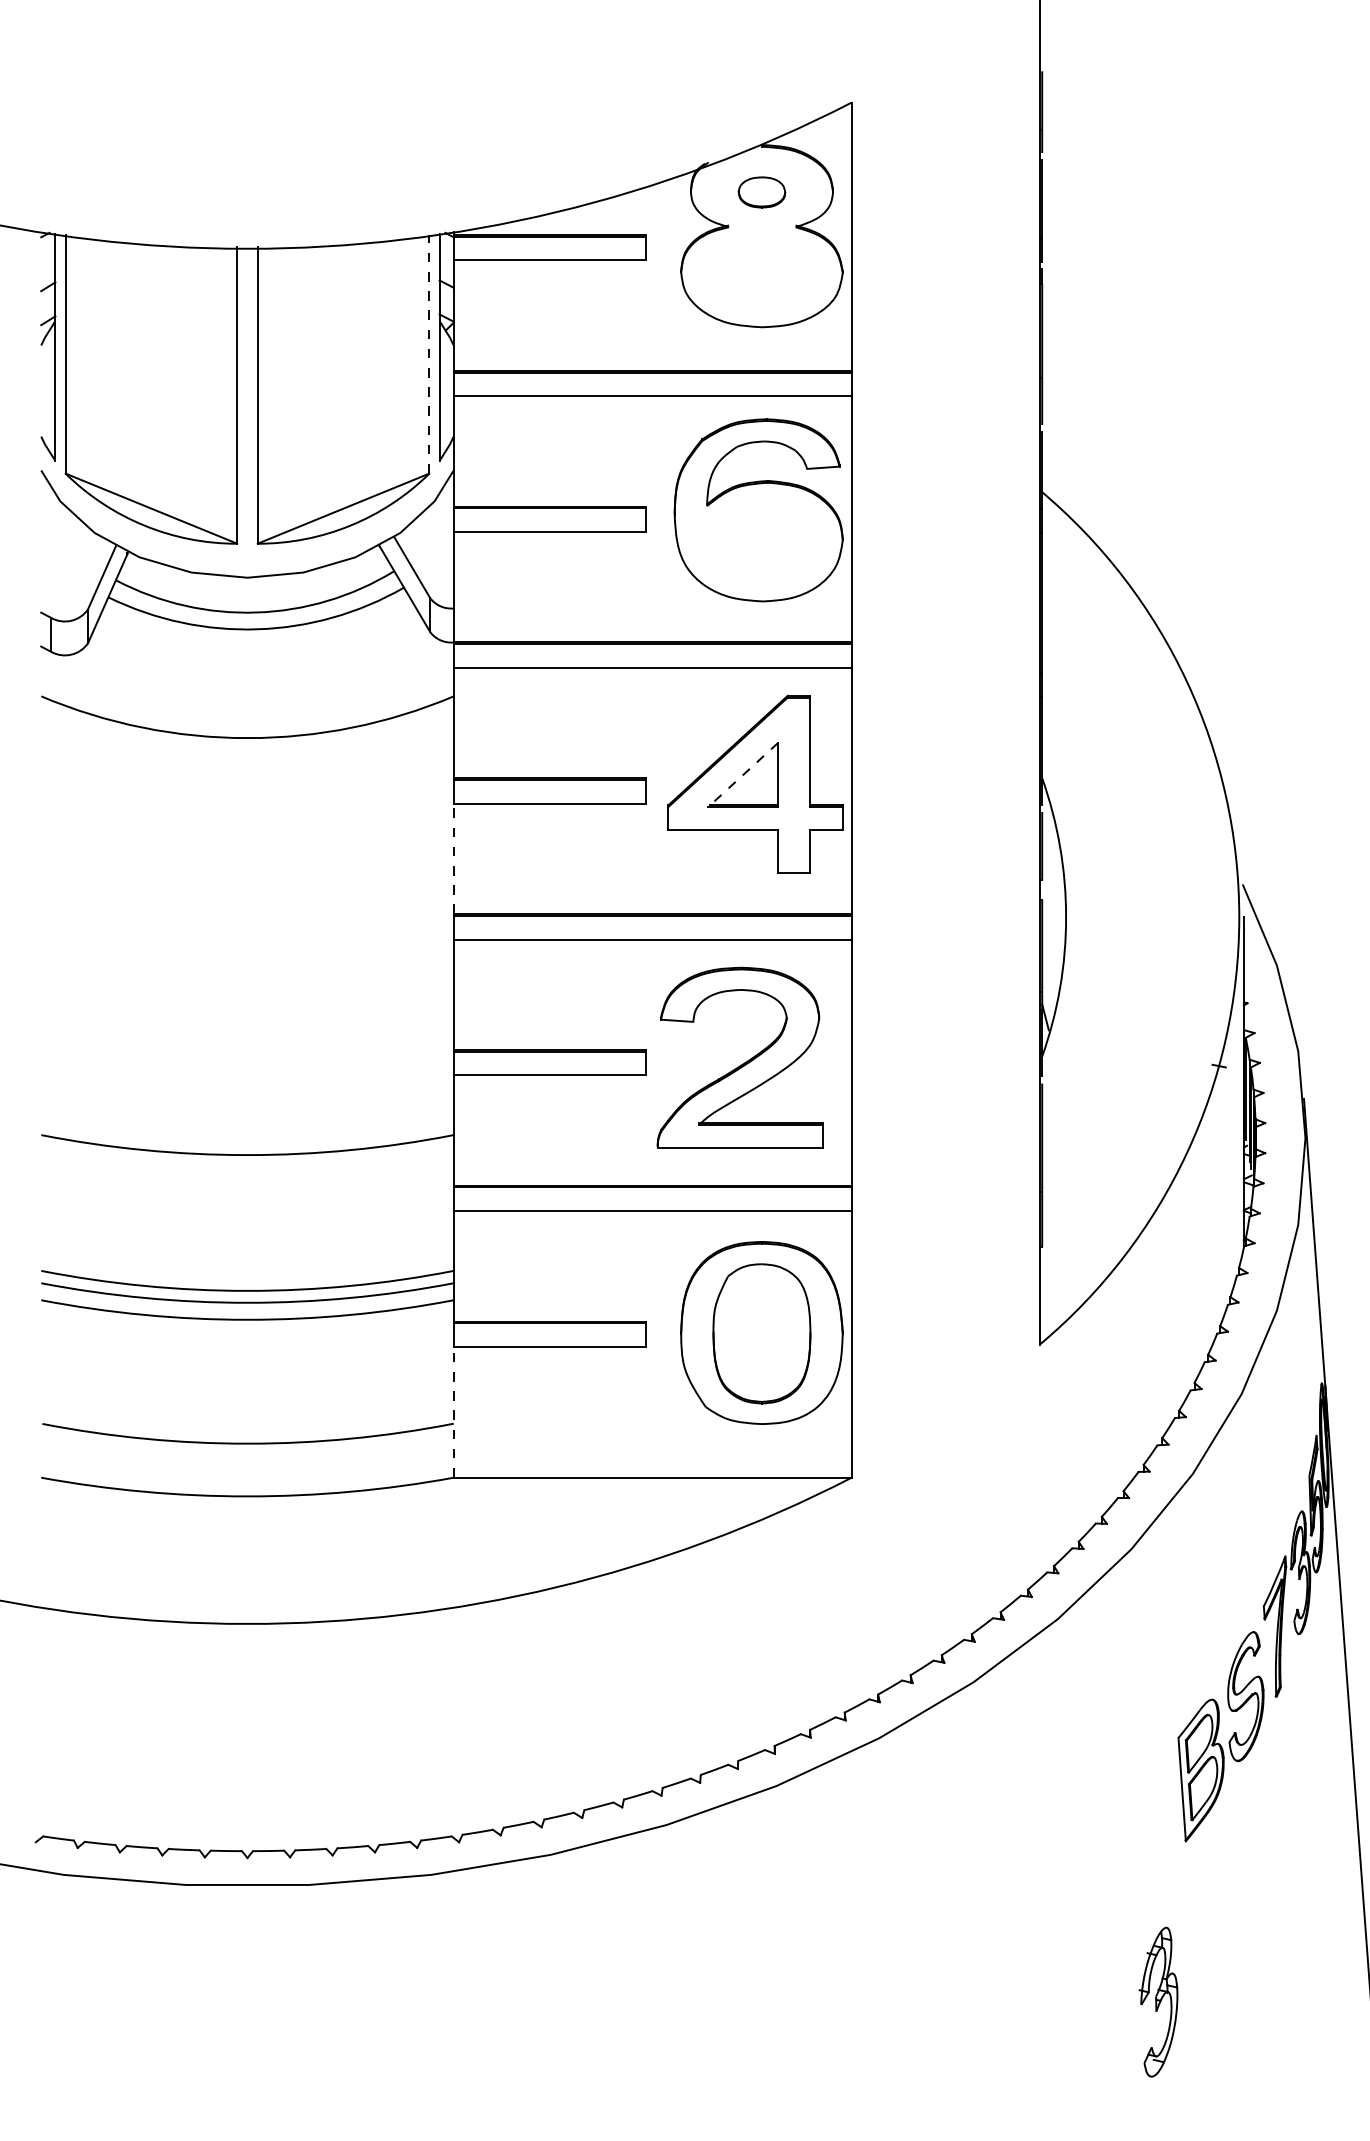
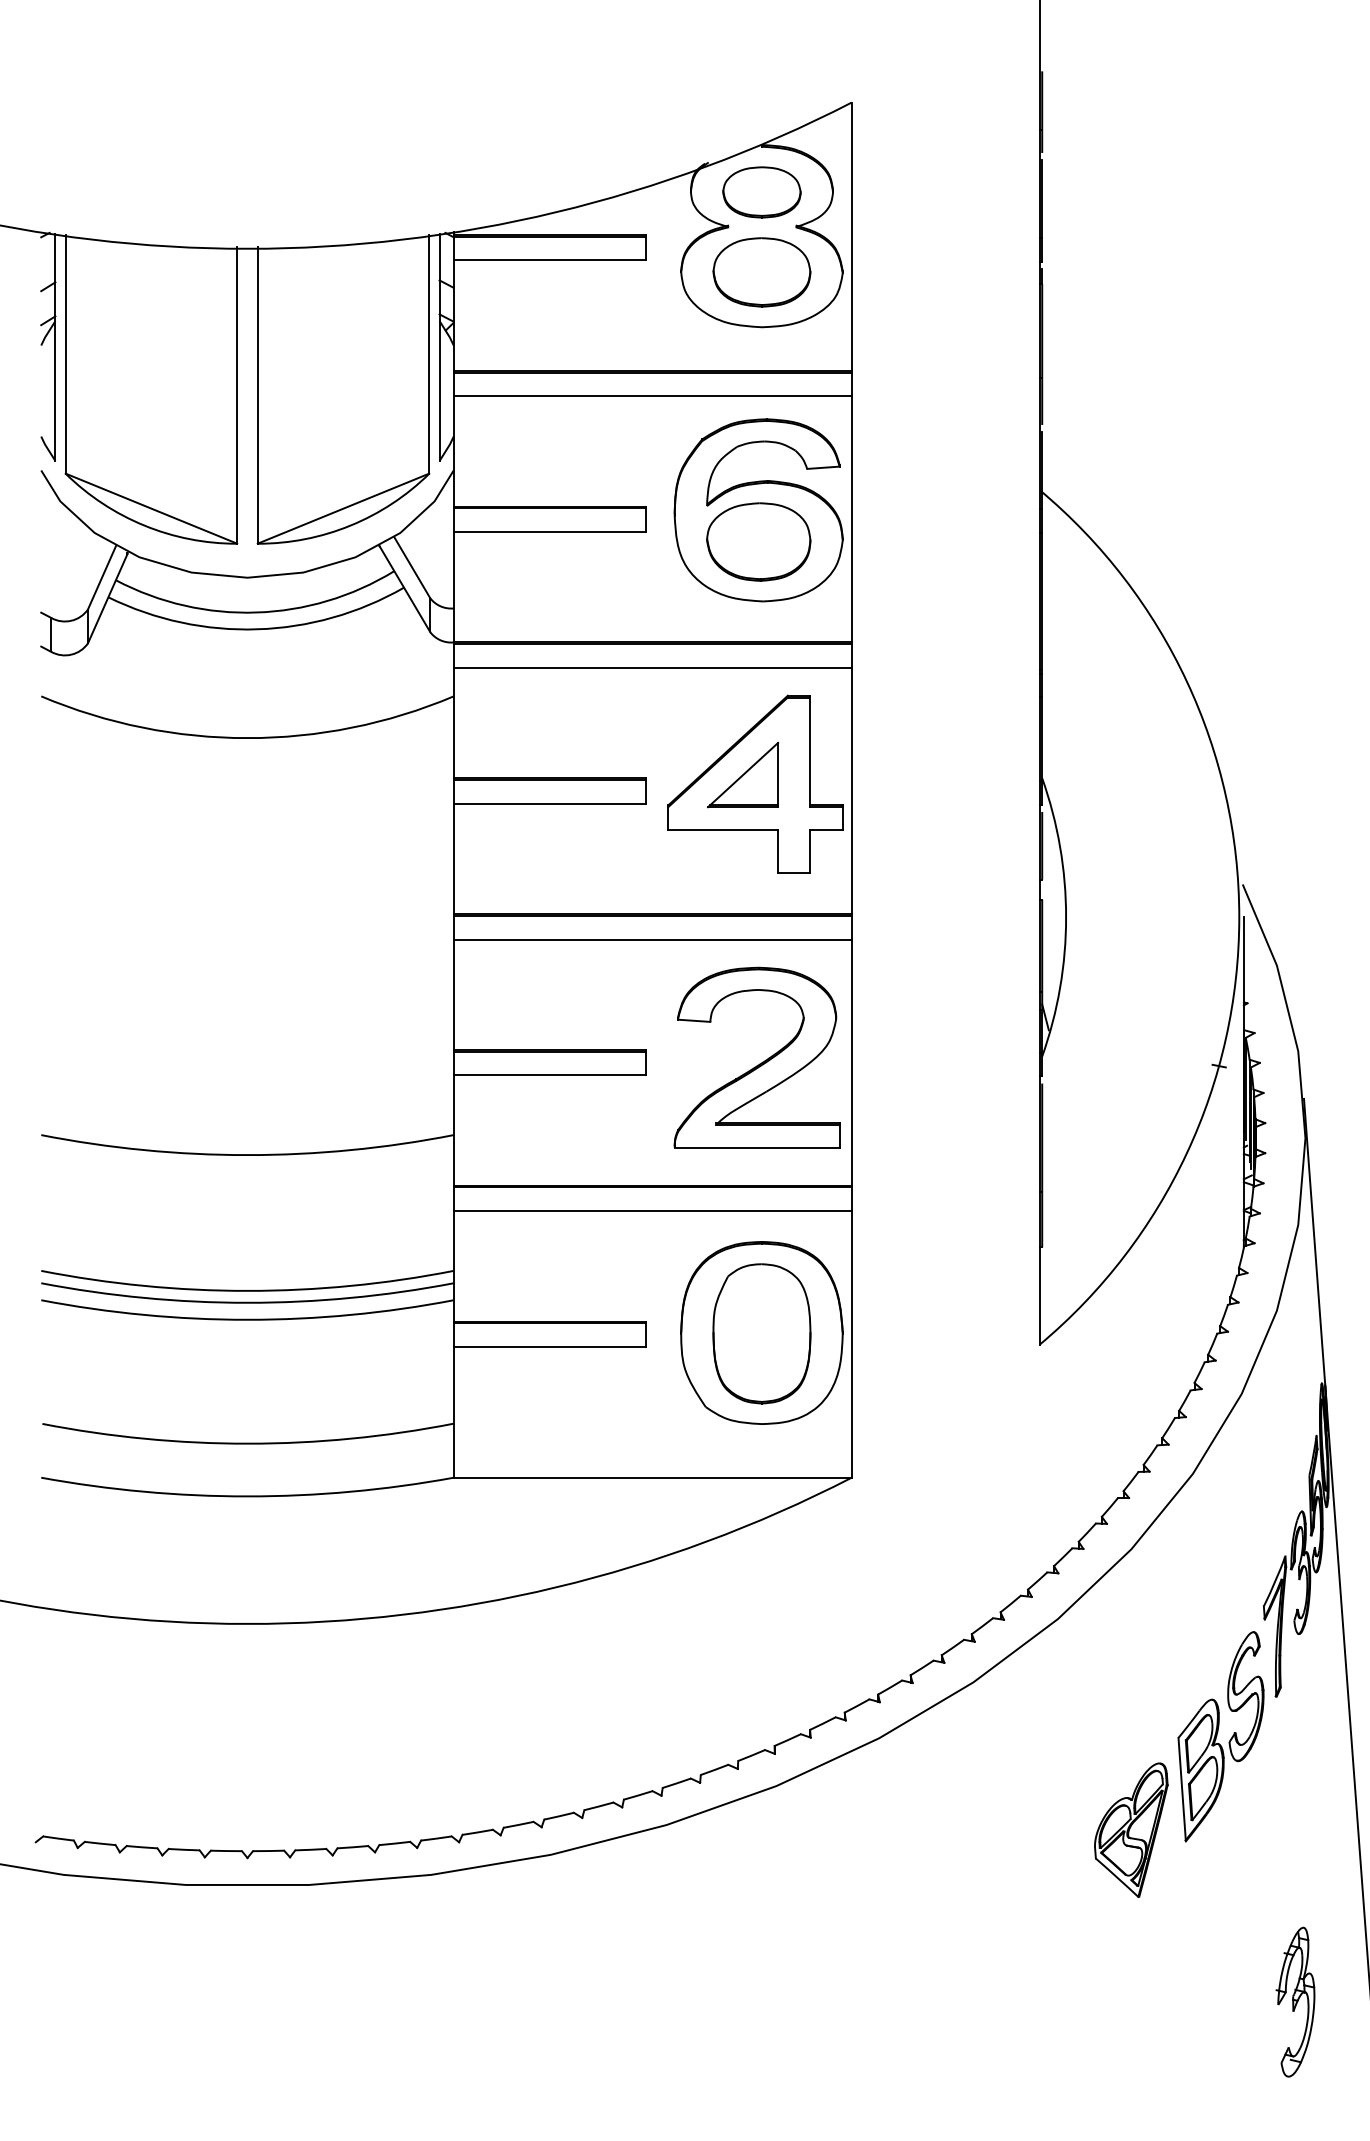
part size: 50x33 px -> 80x53 px (761, 192)
part: none -> present (761, 272)
line: dashed -> solid (429, 353)
part: none -> present (758, 541)
line: dashed -> solid (743, 775)
line: dashed -> solid (453, 858)
part position: (742, 1063) -> (759, 1063) (759, 1063)
line: dashed -> solid (453, 1411)
part: none -> present (1131, 1829)
part position: (1158, 2001) -> (1295, 2001) (1295, 2001)
